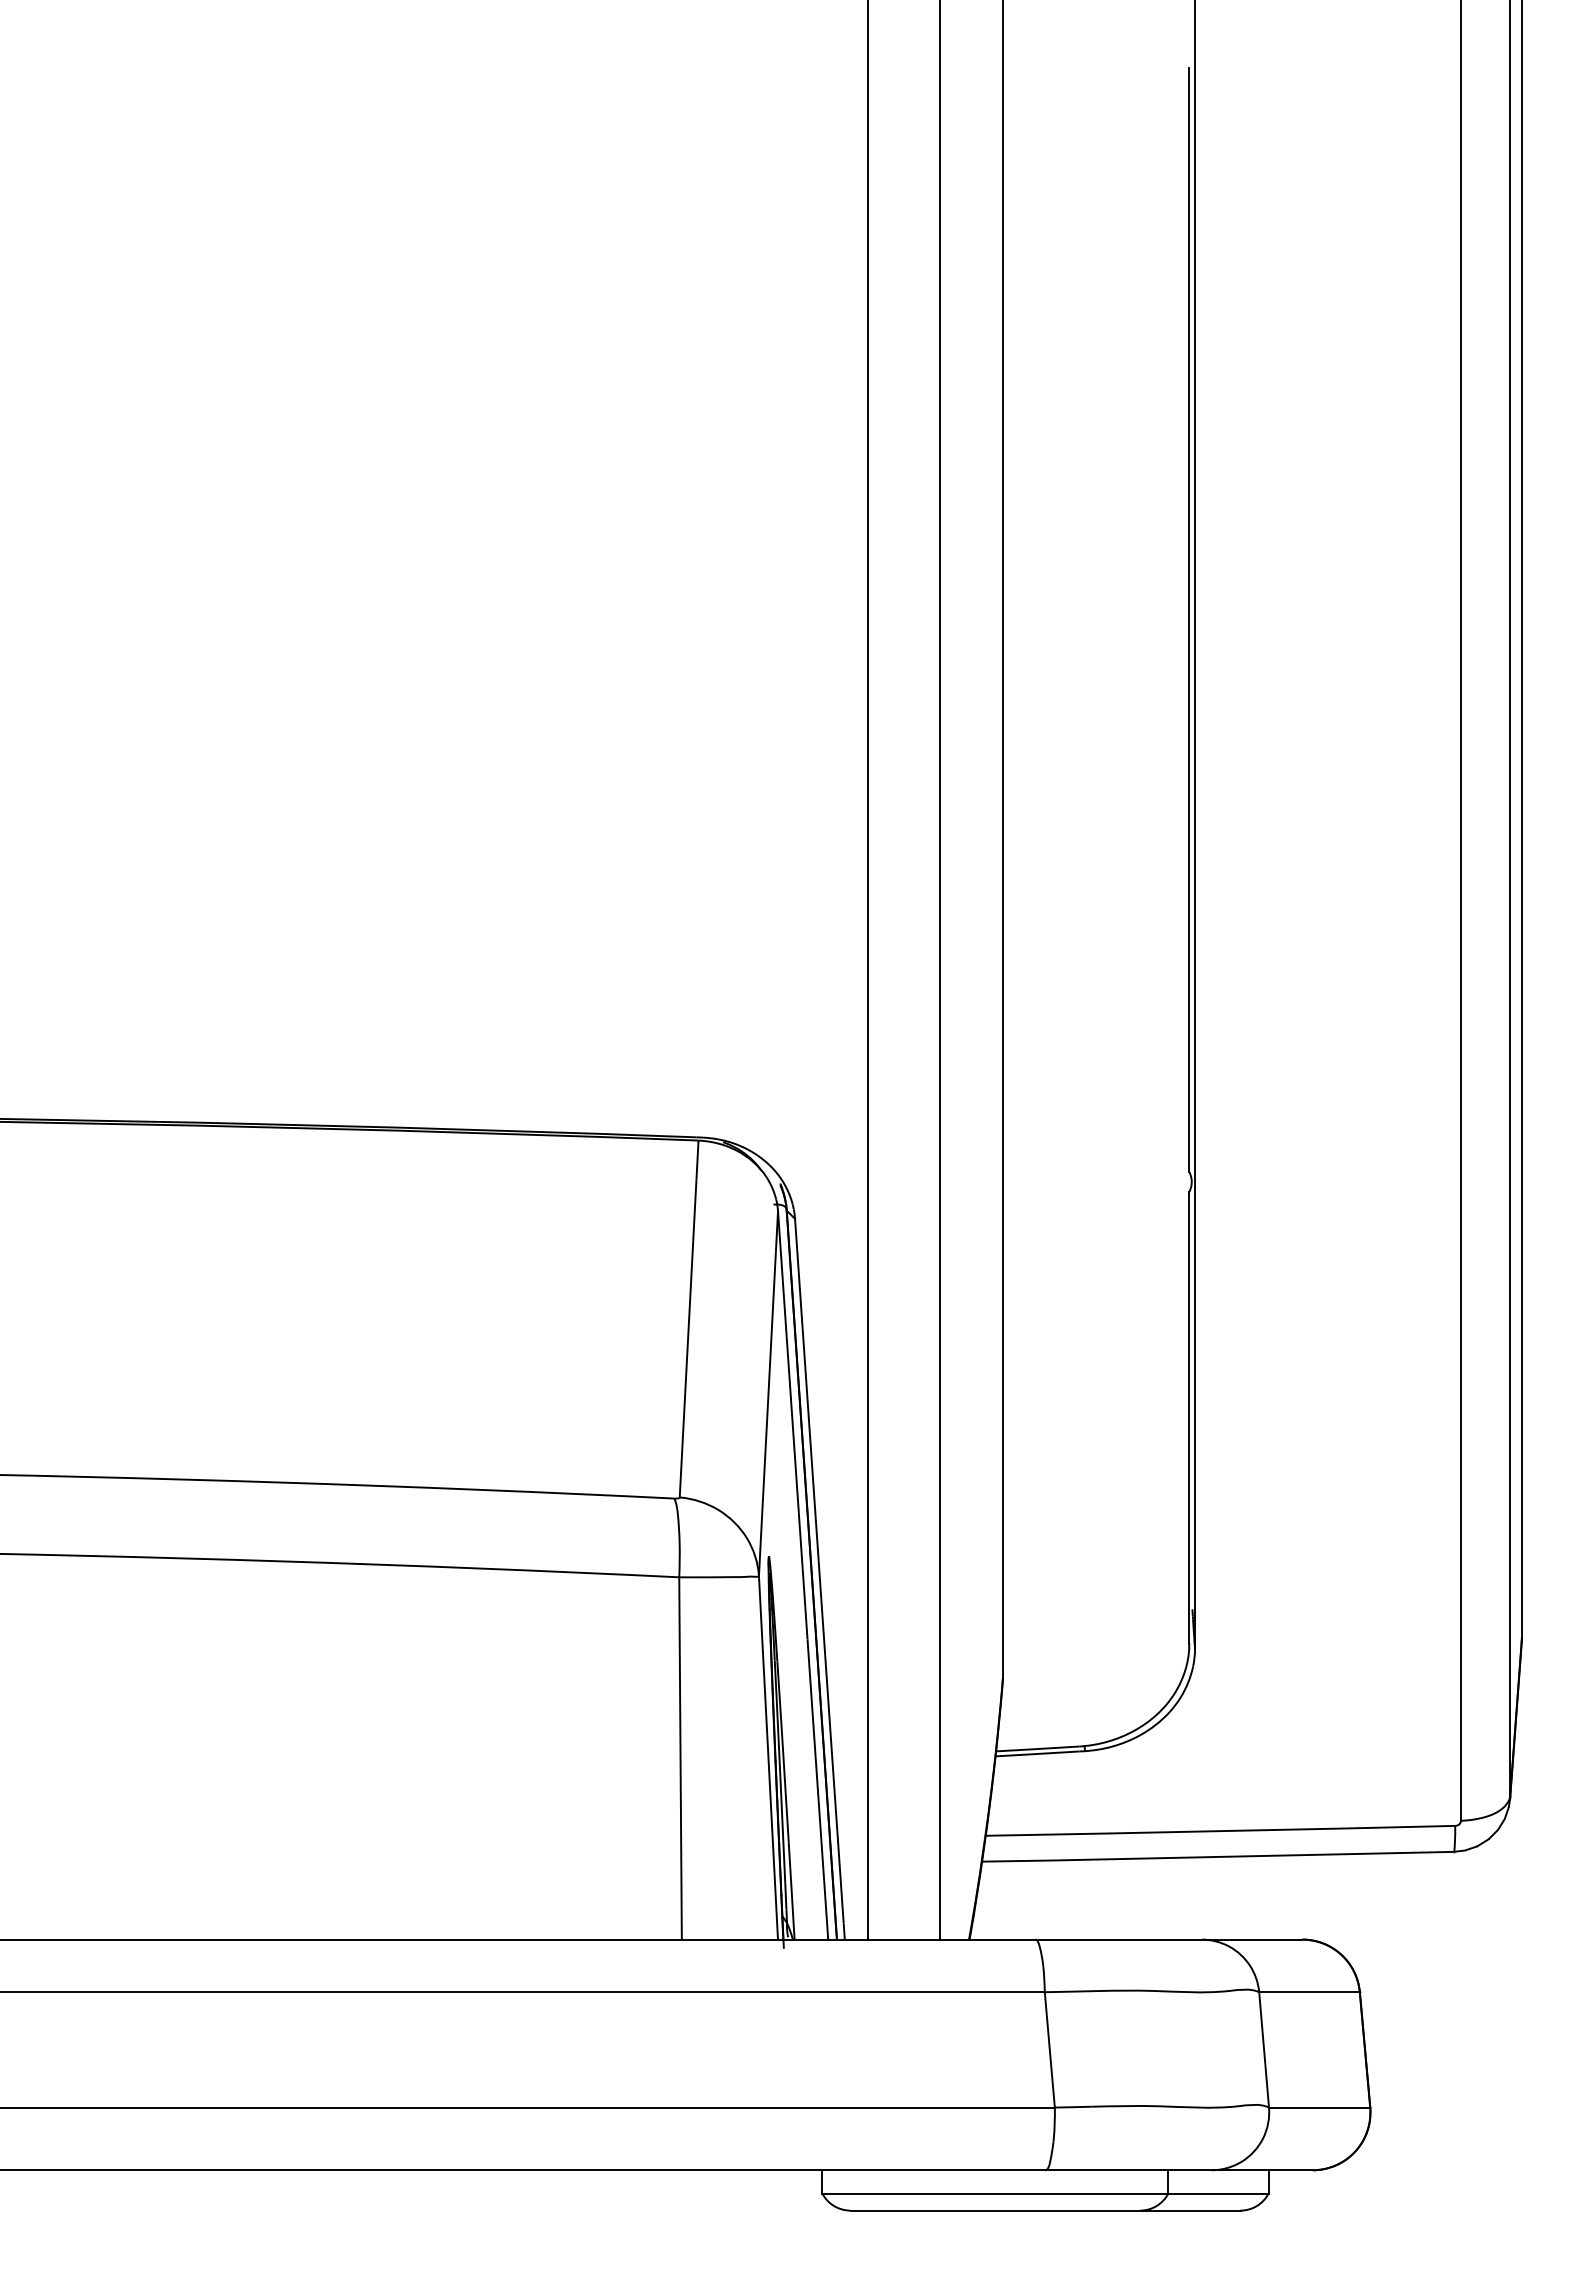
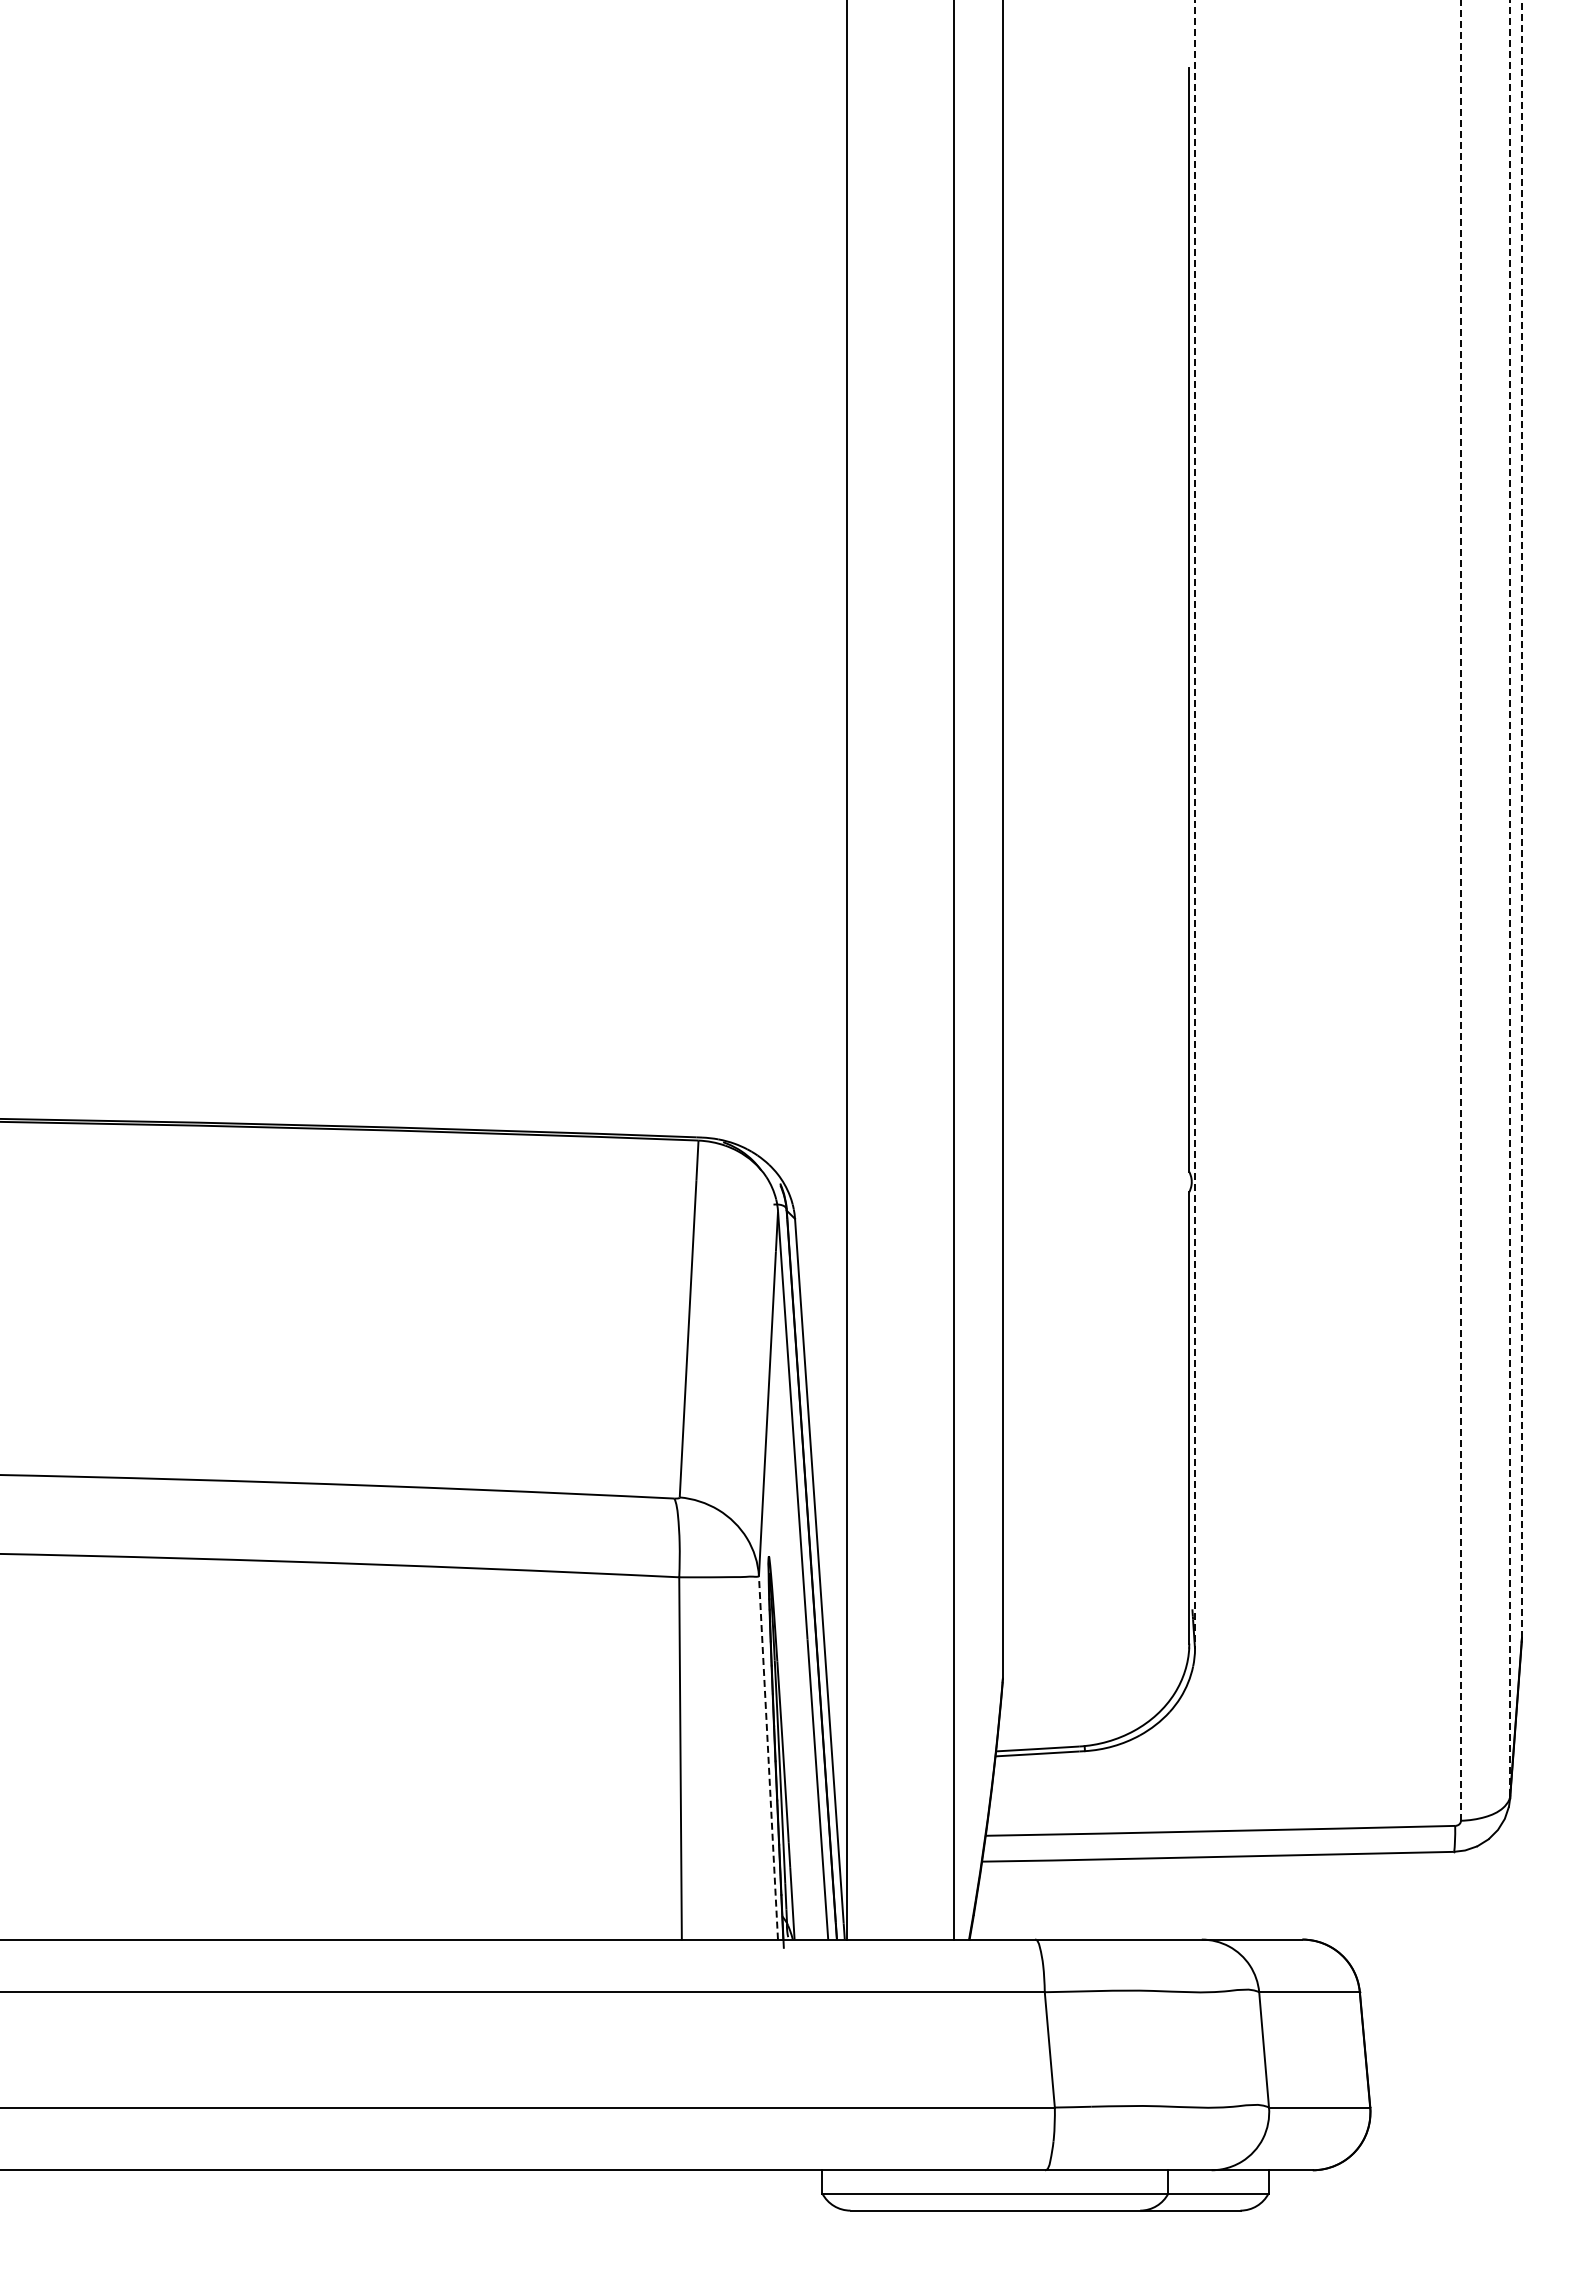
line: solid -> dashed (1521, 819)
line: solid -> dashed (1195, 825)
line: solid -> dashed (1510, 897)
line: solid -> dashed (1460, 910)
line position: (868, 970) -> (847, 970) (847, 970)
line position: (940, 970) -> (954, 970) (954, 970)
line: solid -> dashed (768, 1757)
